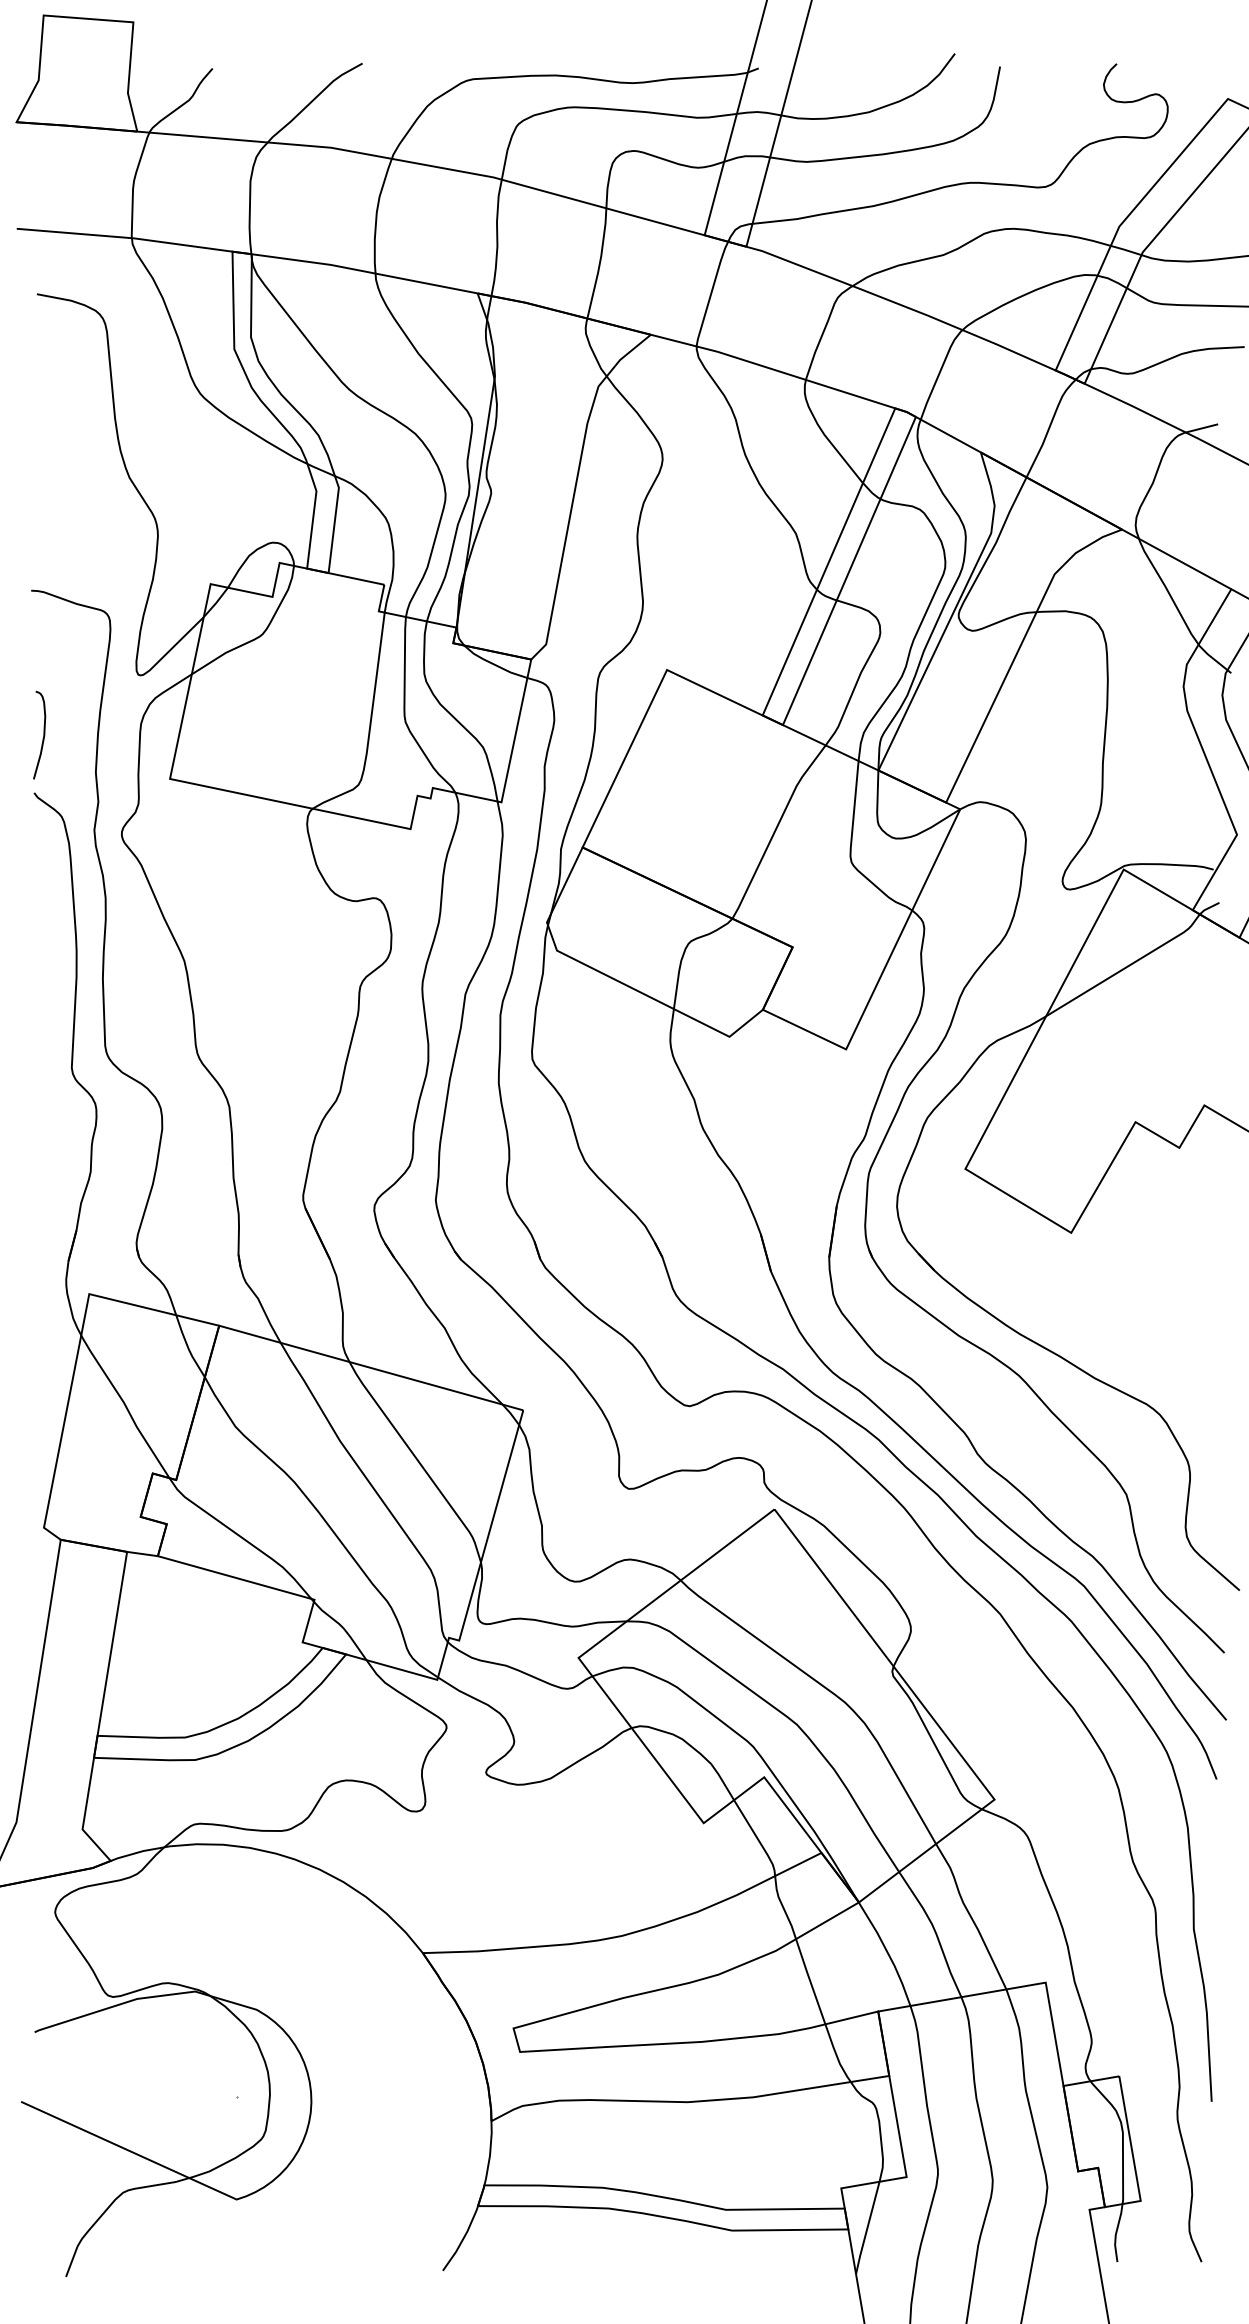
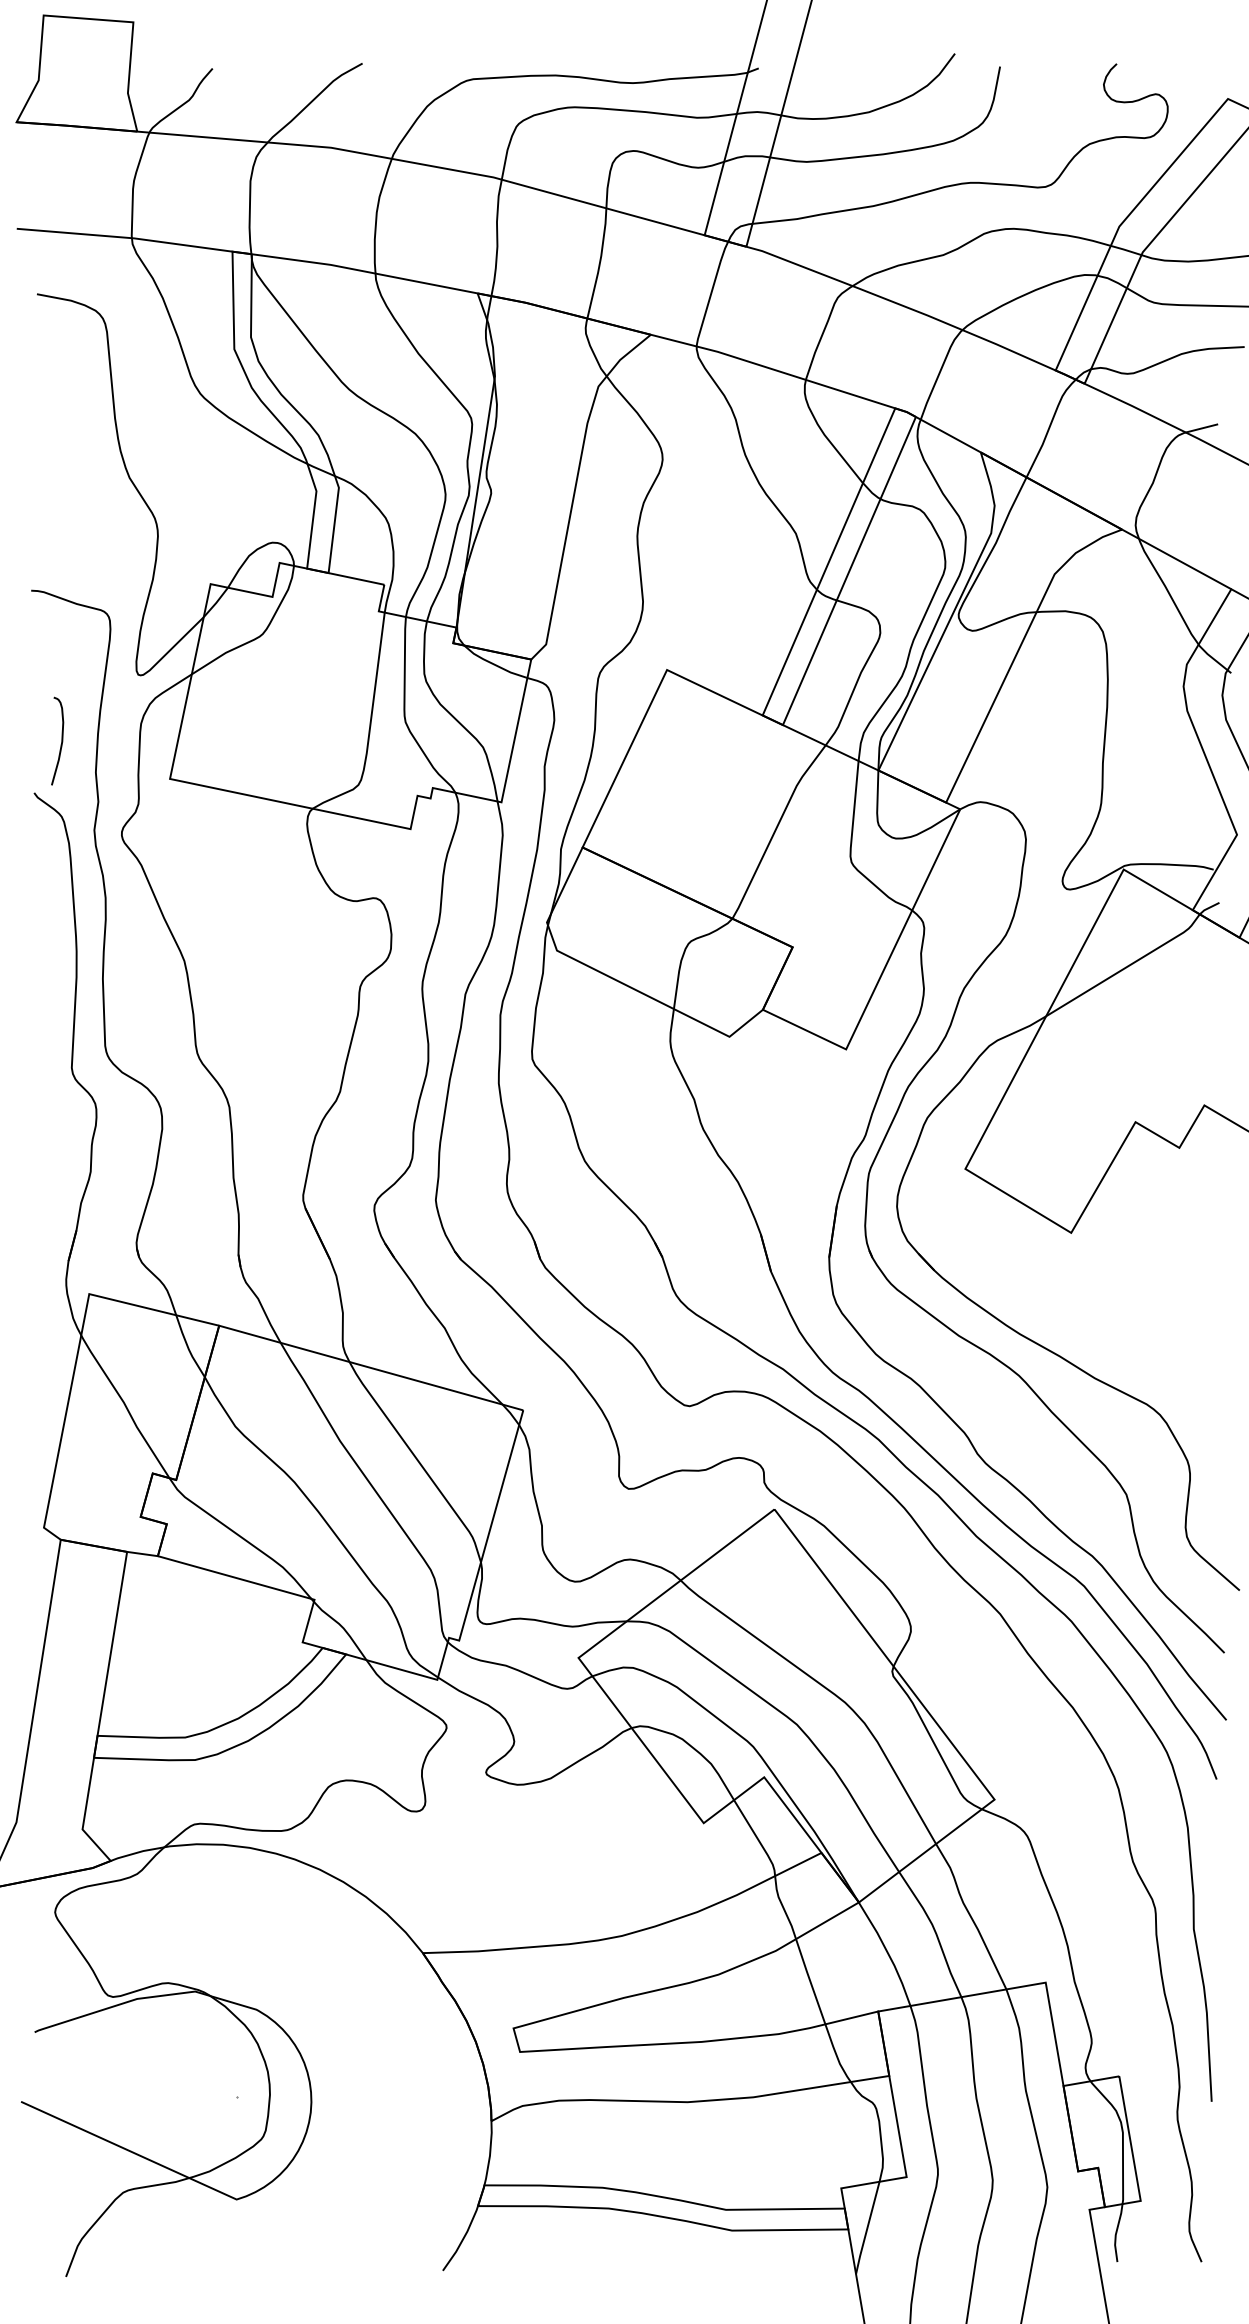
curve position: (43, 734) -> (61, 740) (61, 740)
